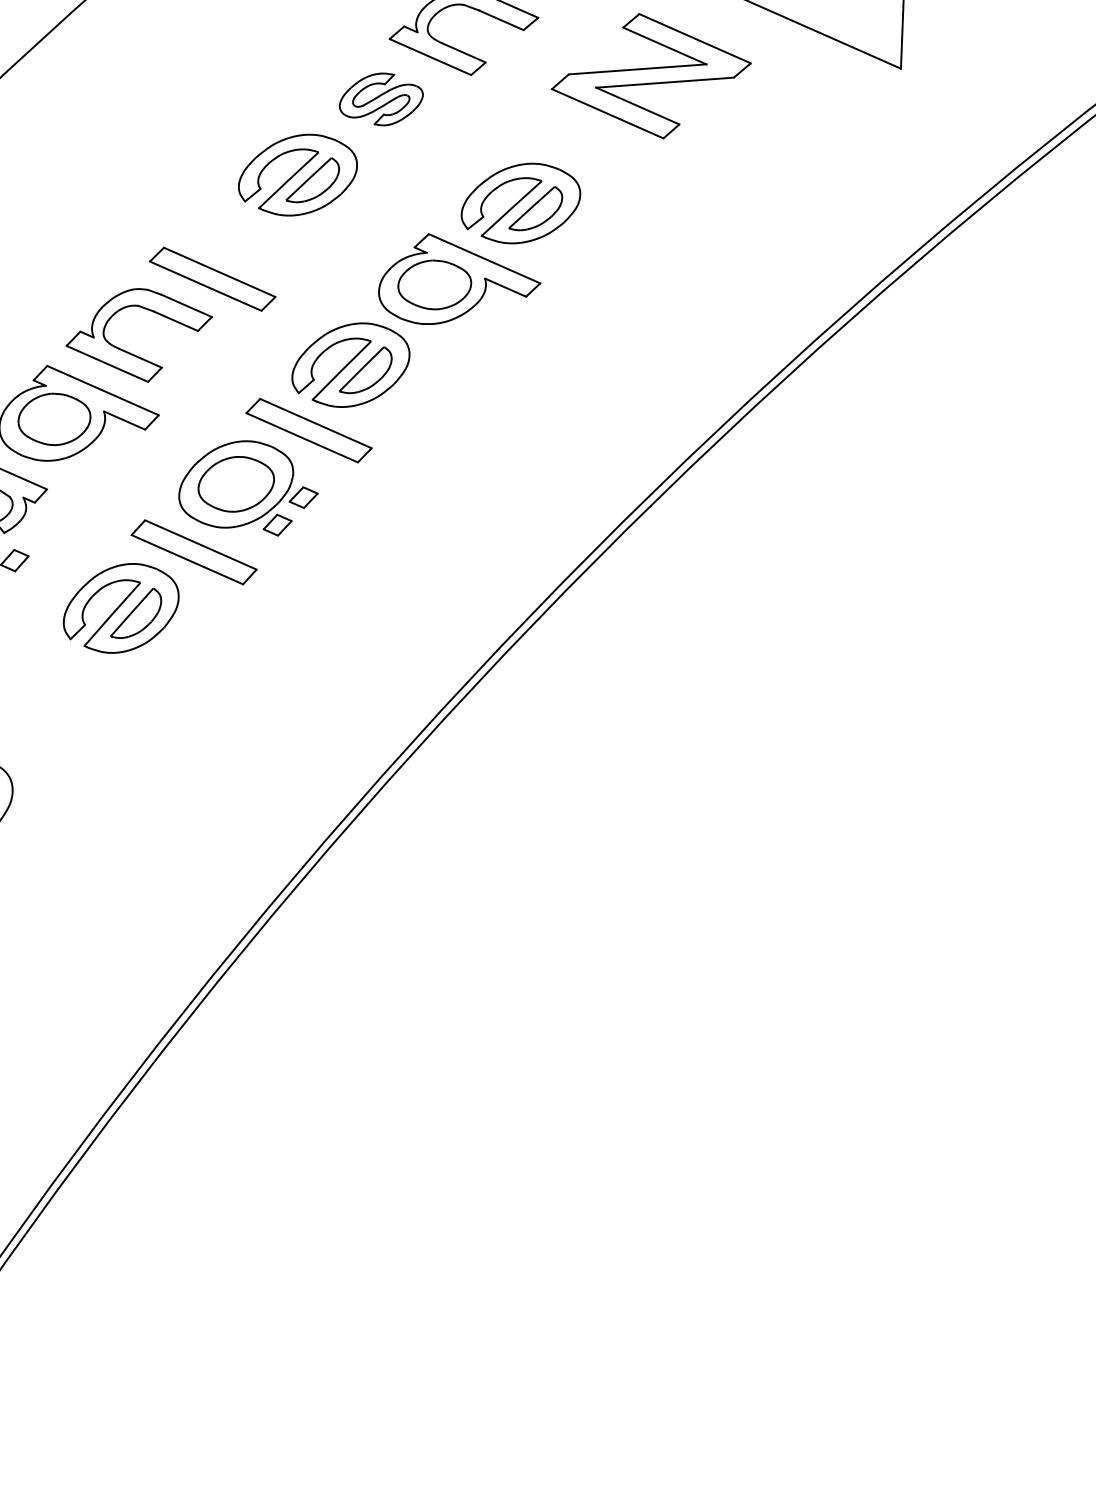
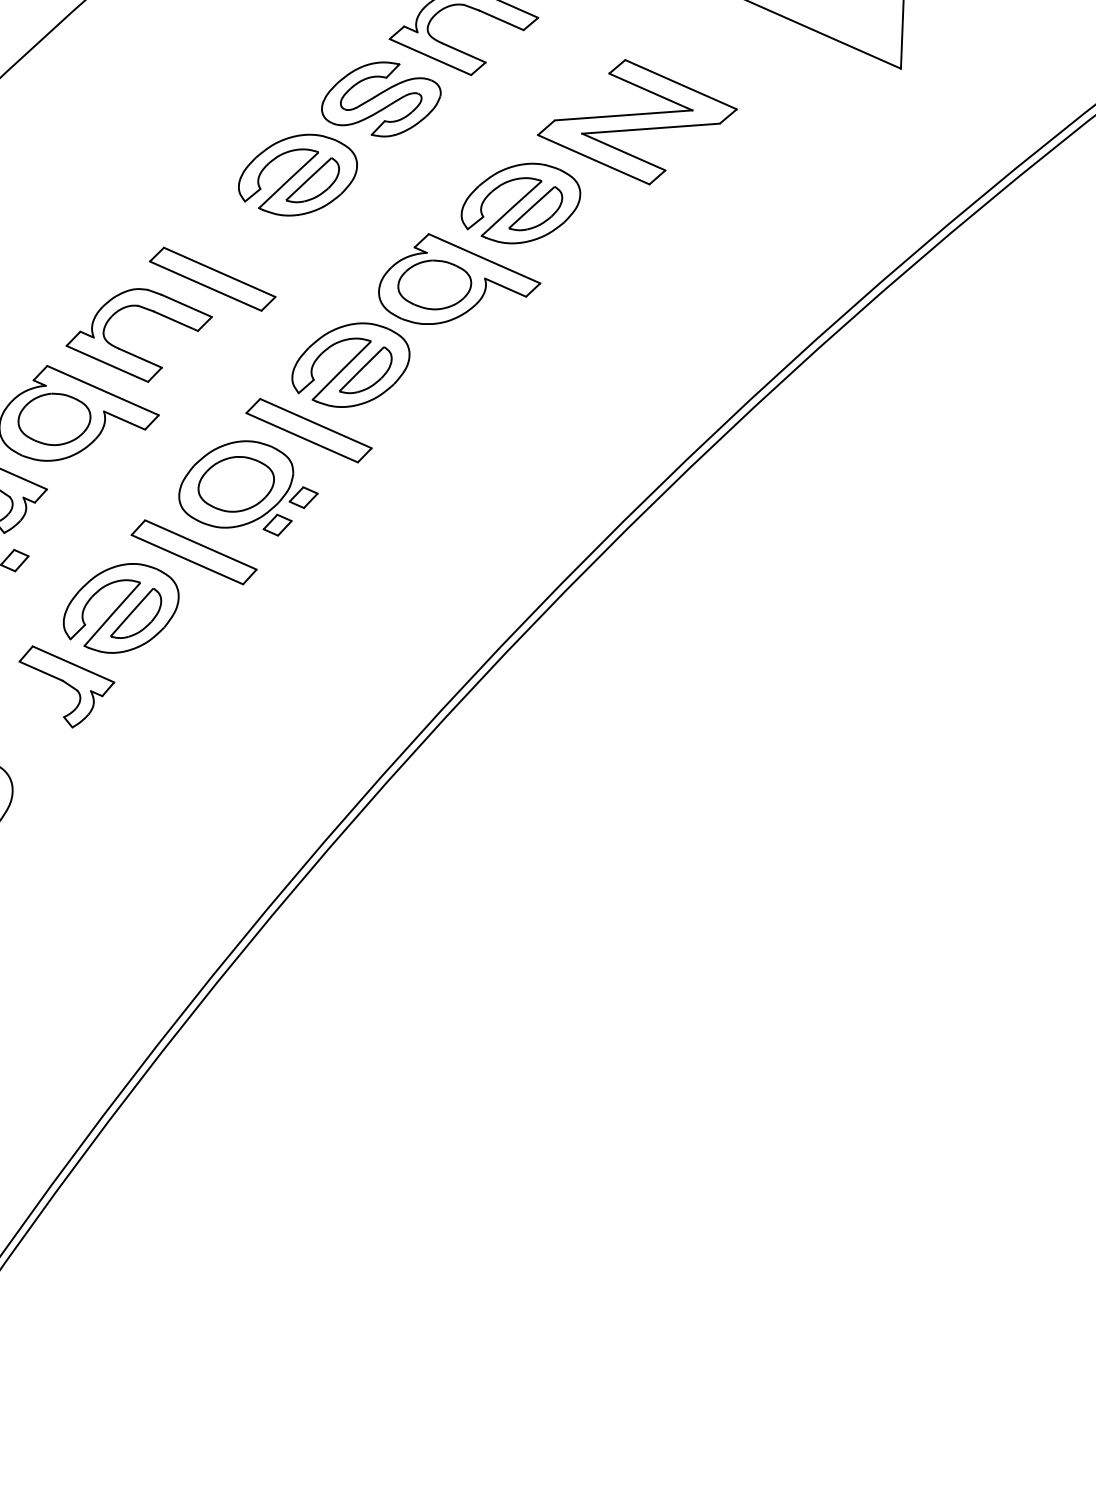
part position: (651, 76) -> (637, 122) (637, 122)
part size: 86x55 px -> 121x77 px (381, 99)
part: none -> present (66, 686)
